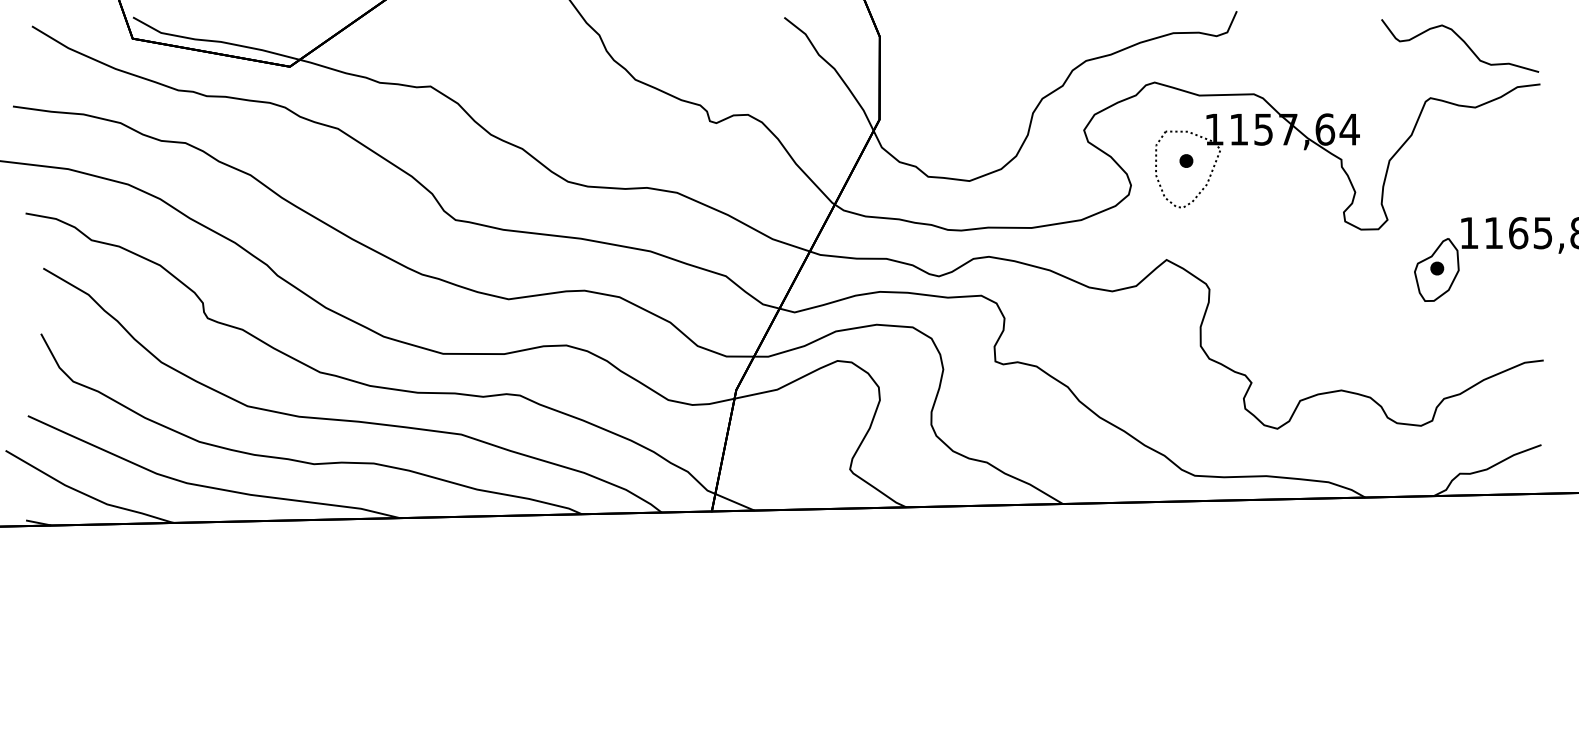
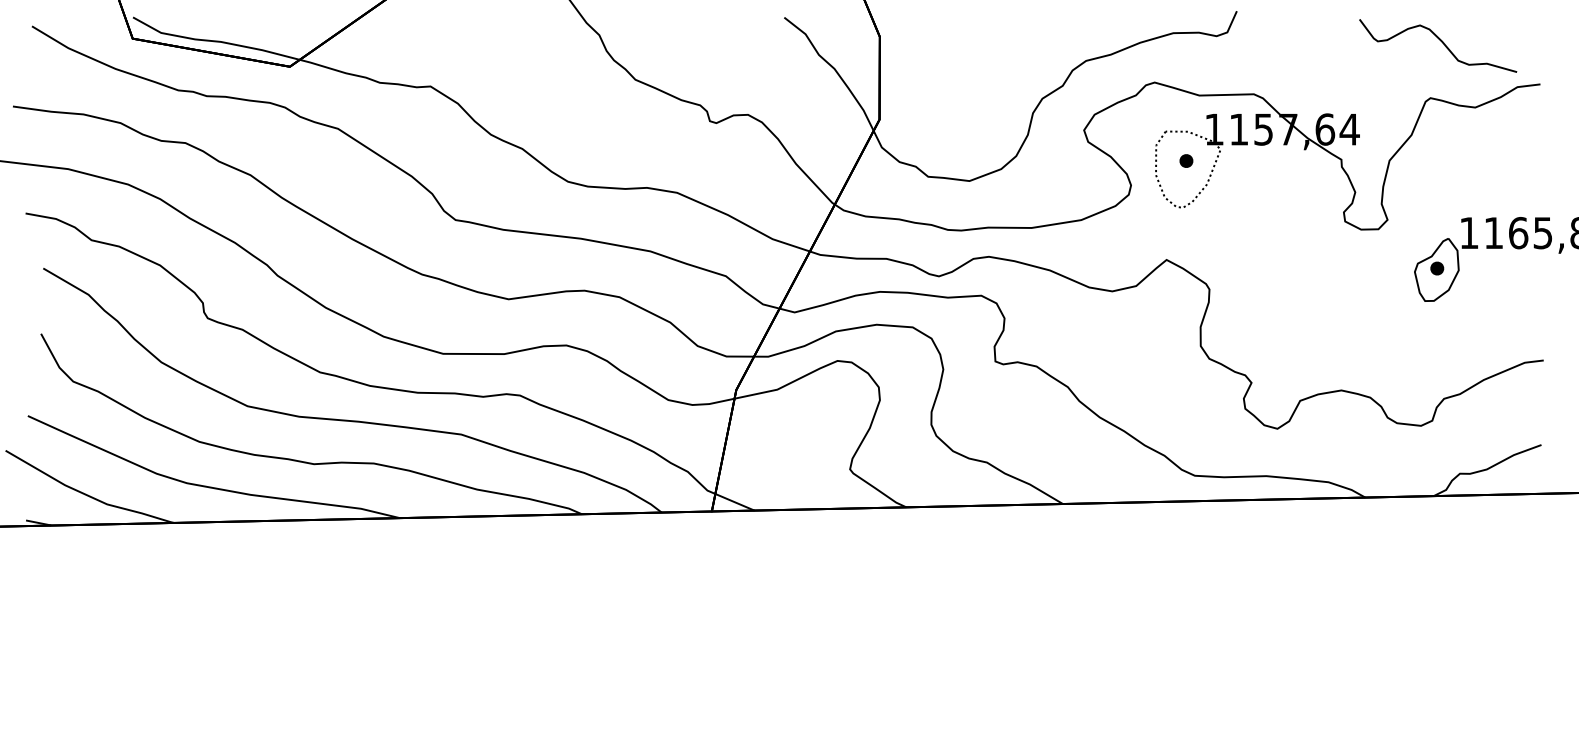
curve position: (1463, 42) -> (1441, 42) (1441, 42)
